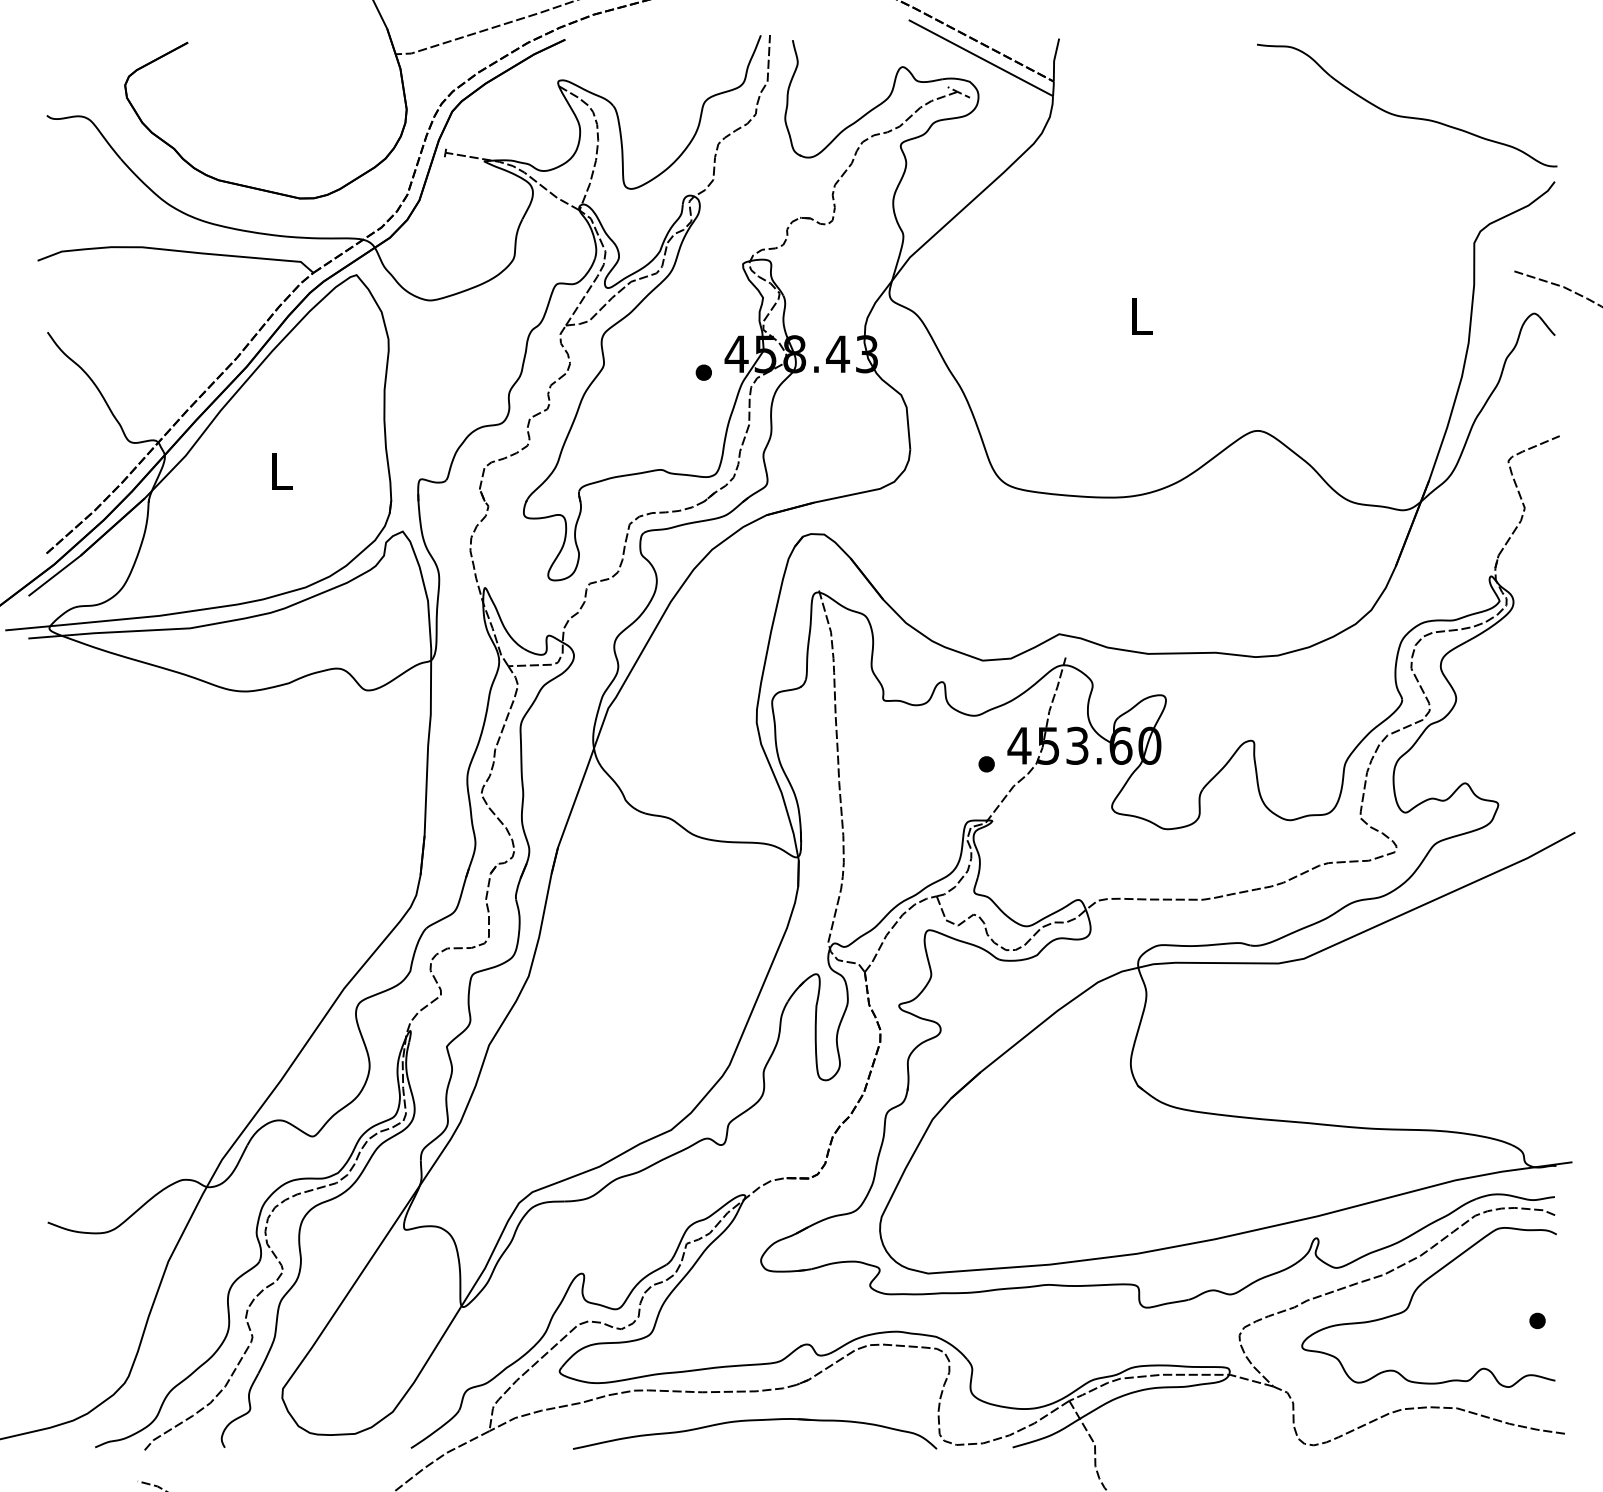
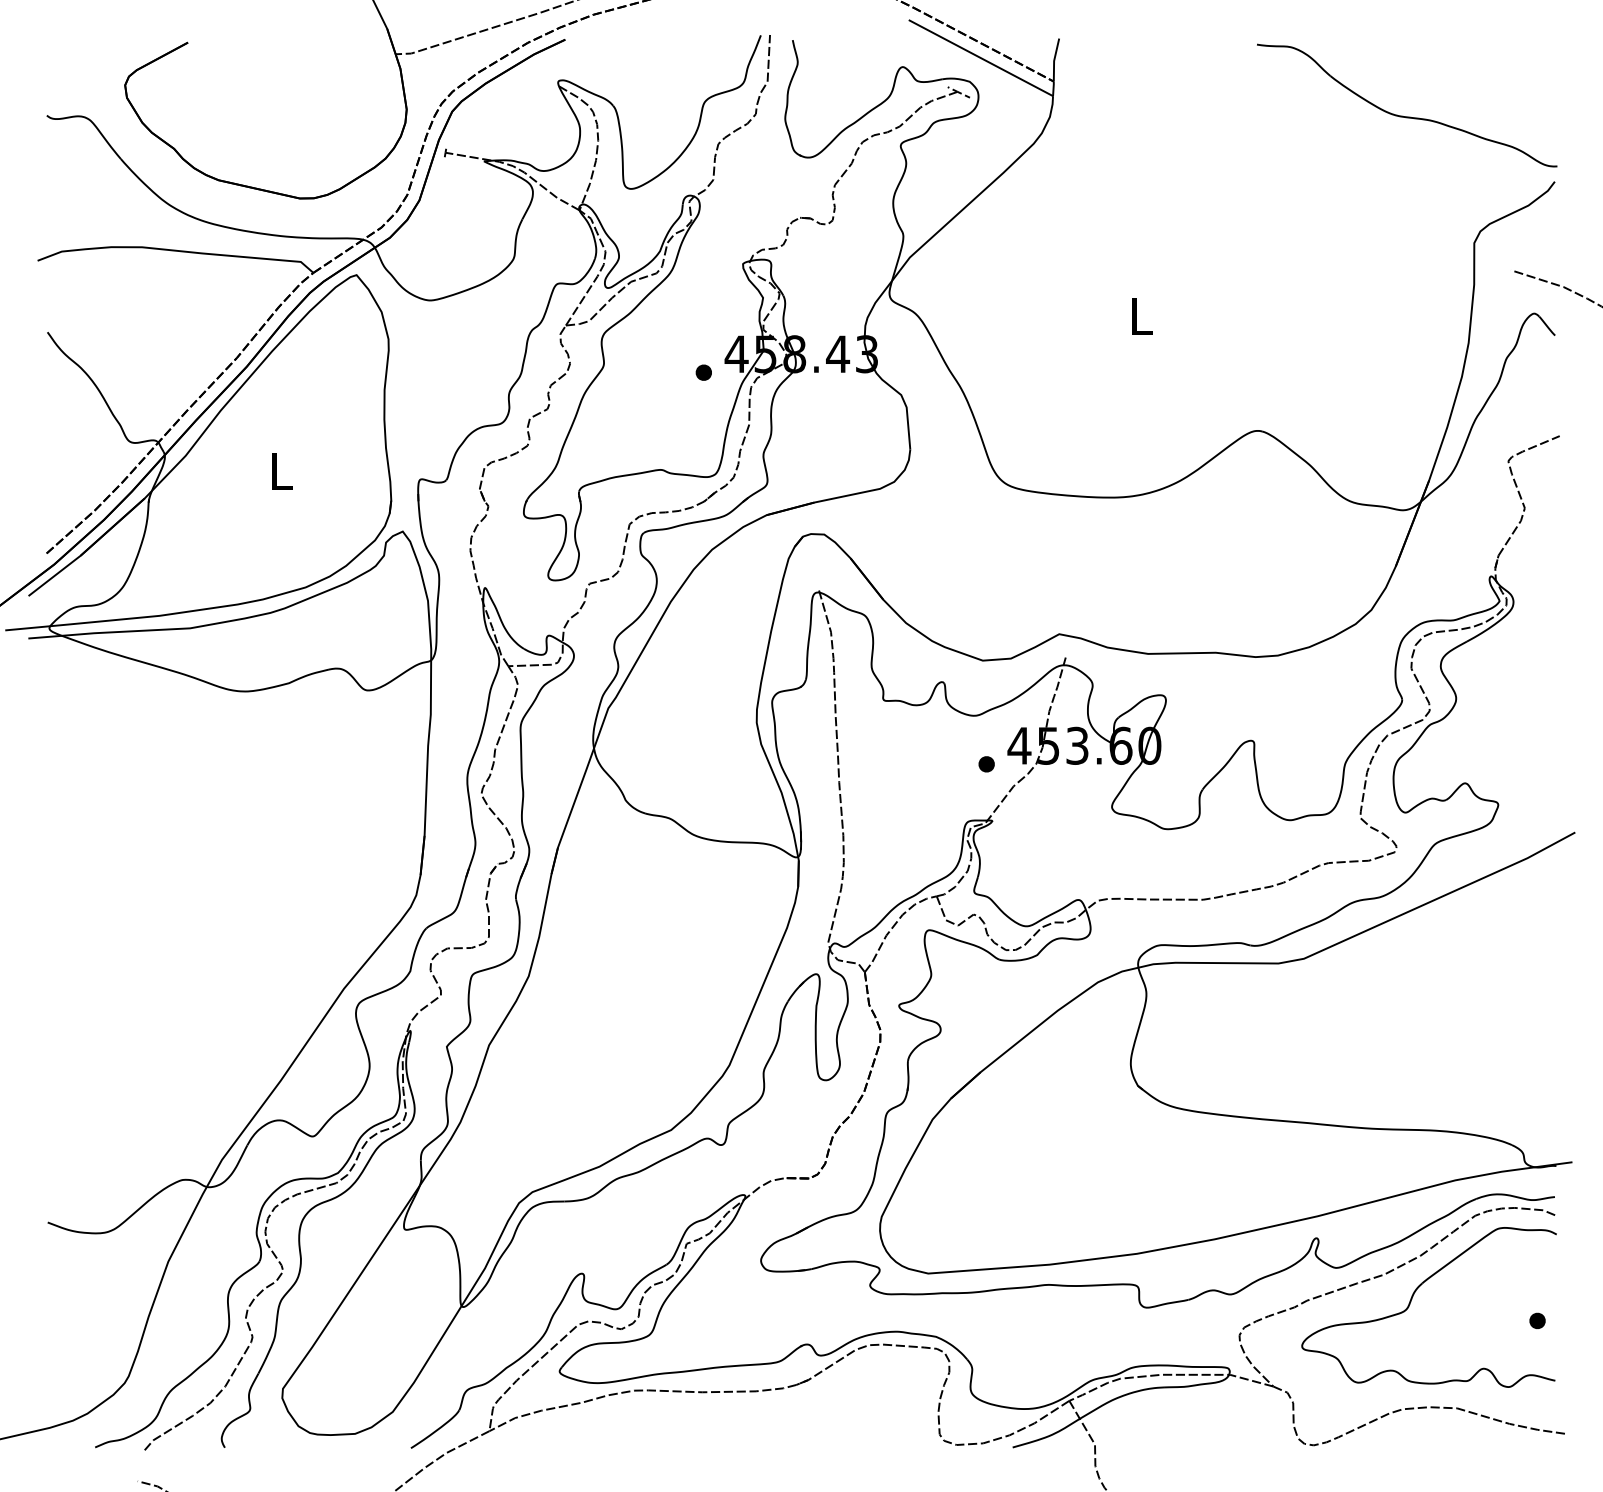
part: present -> none (755, 1421)
